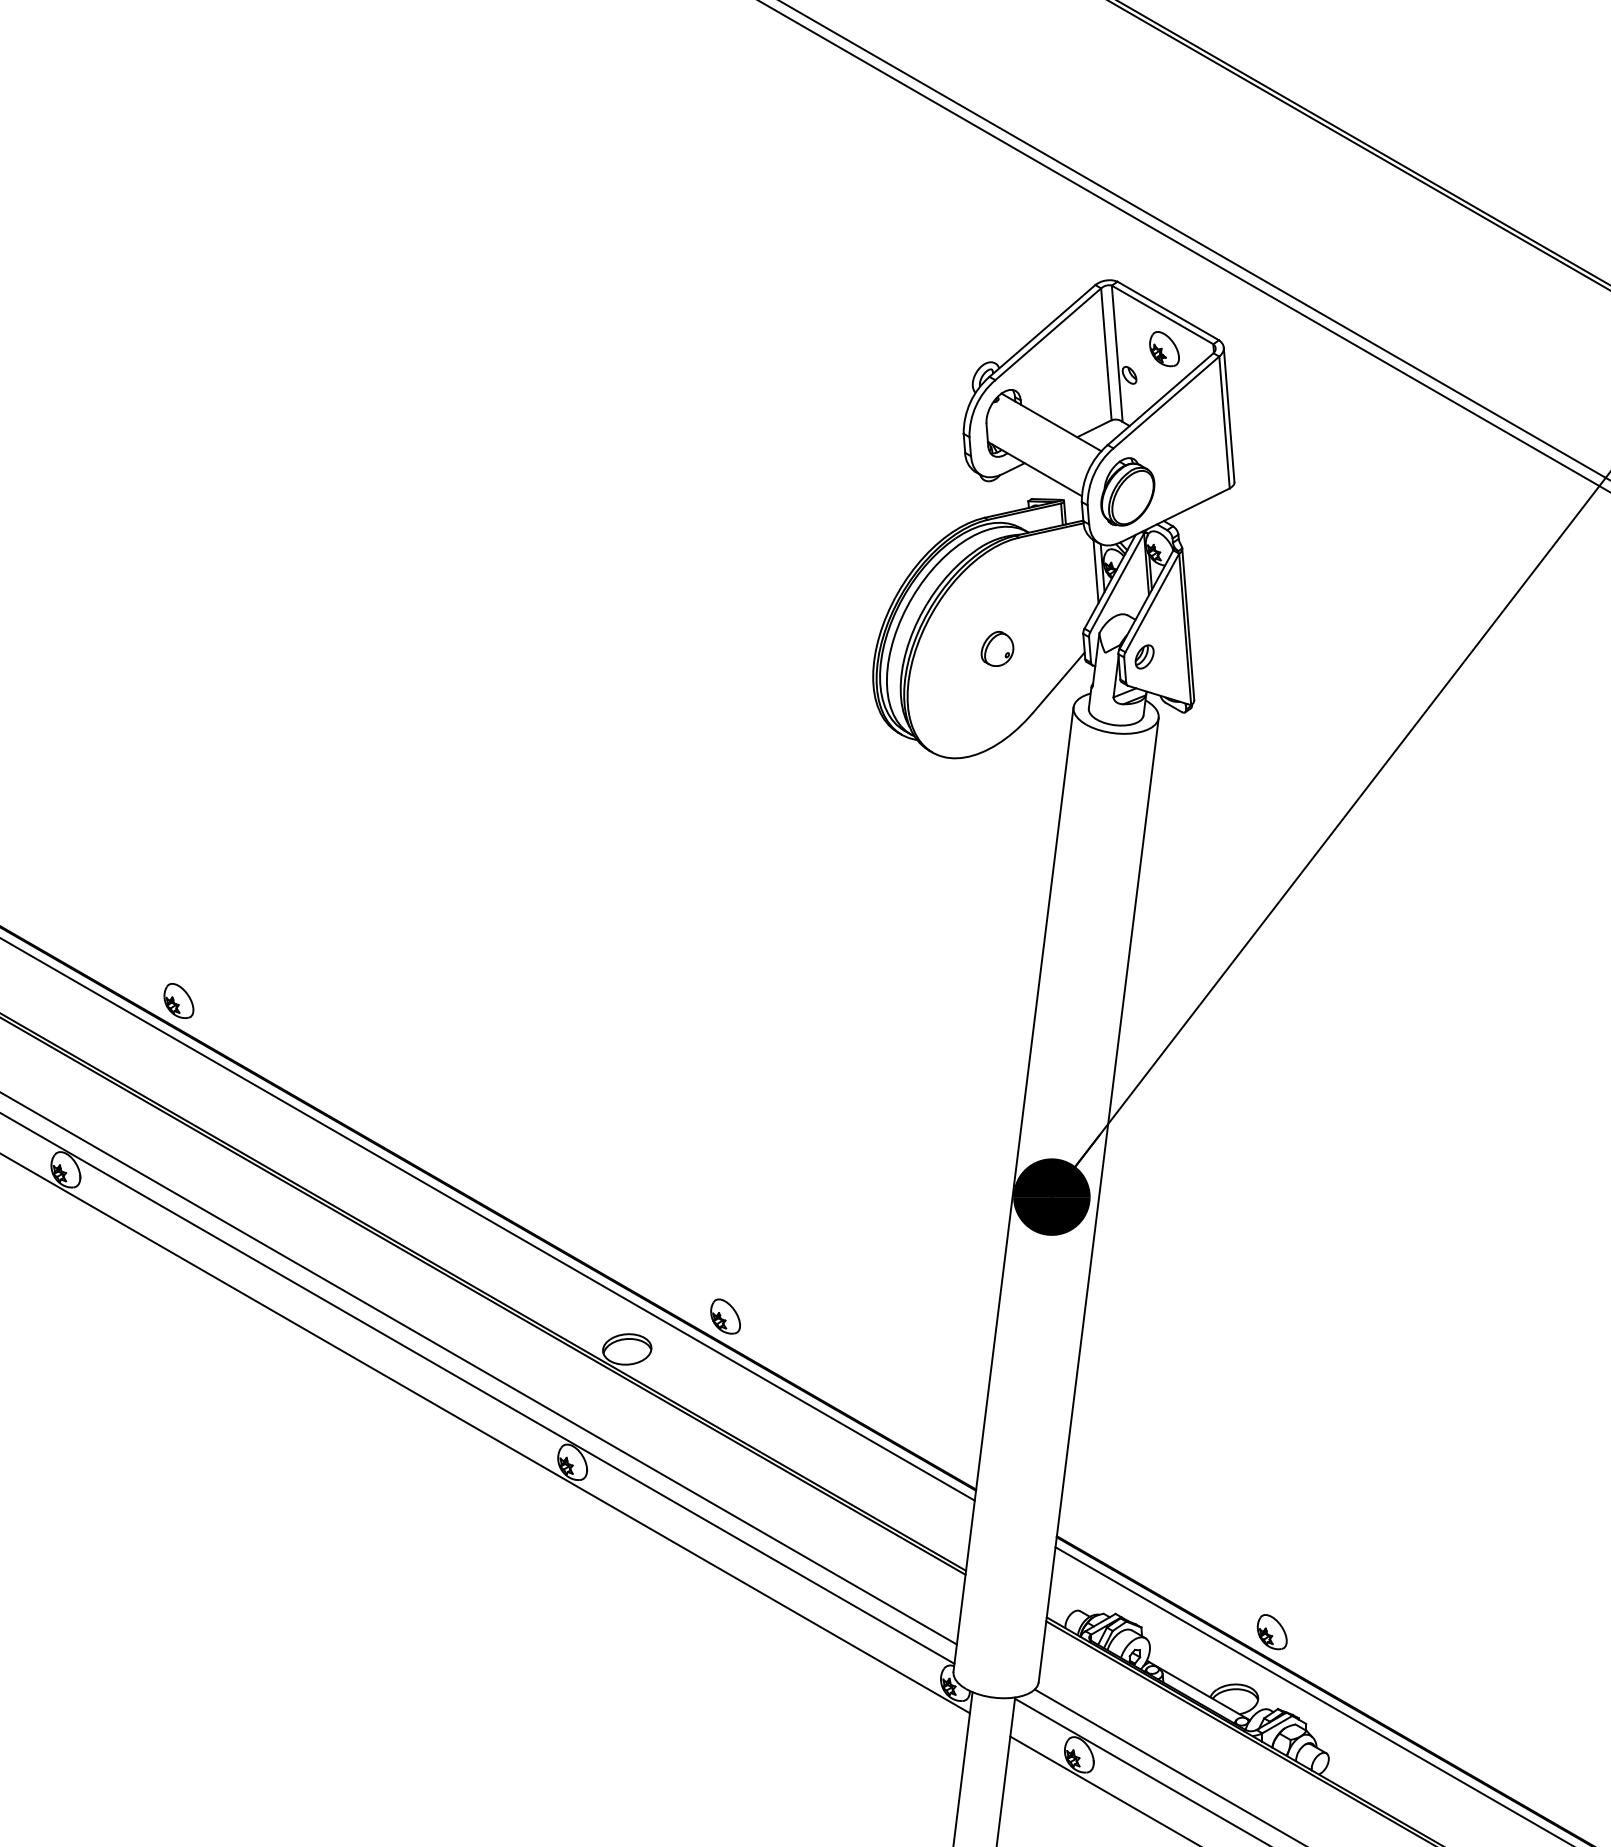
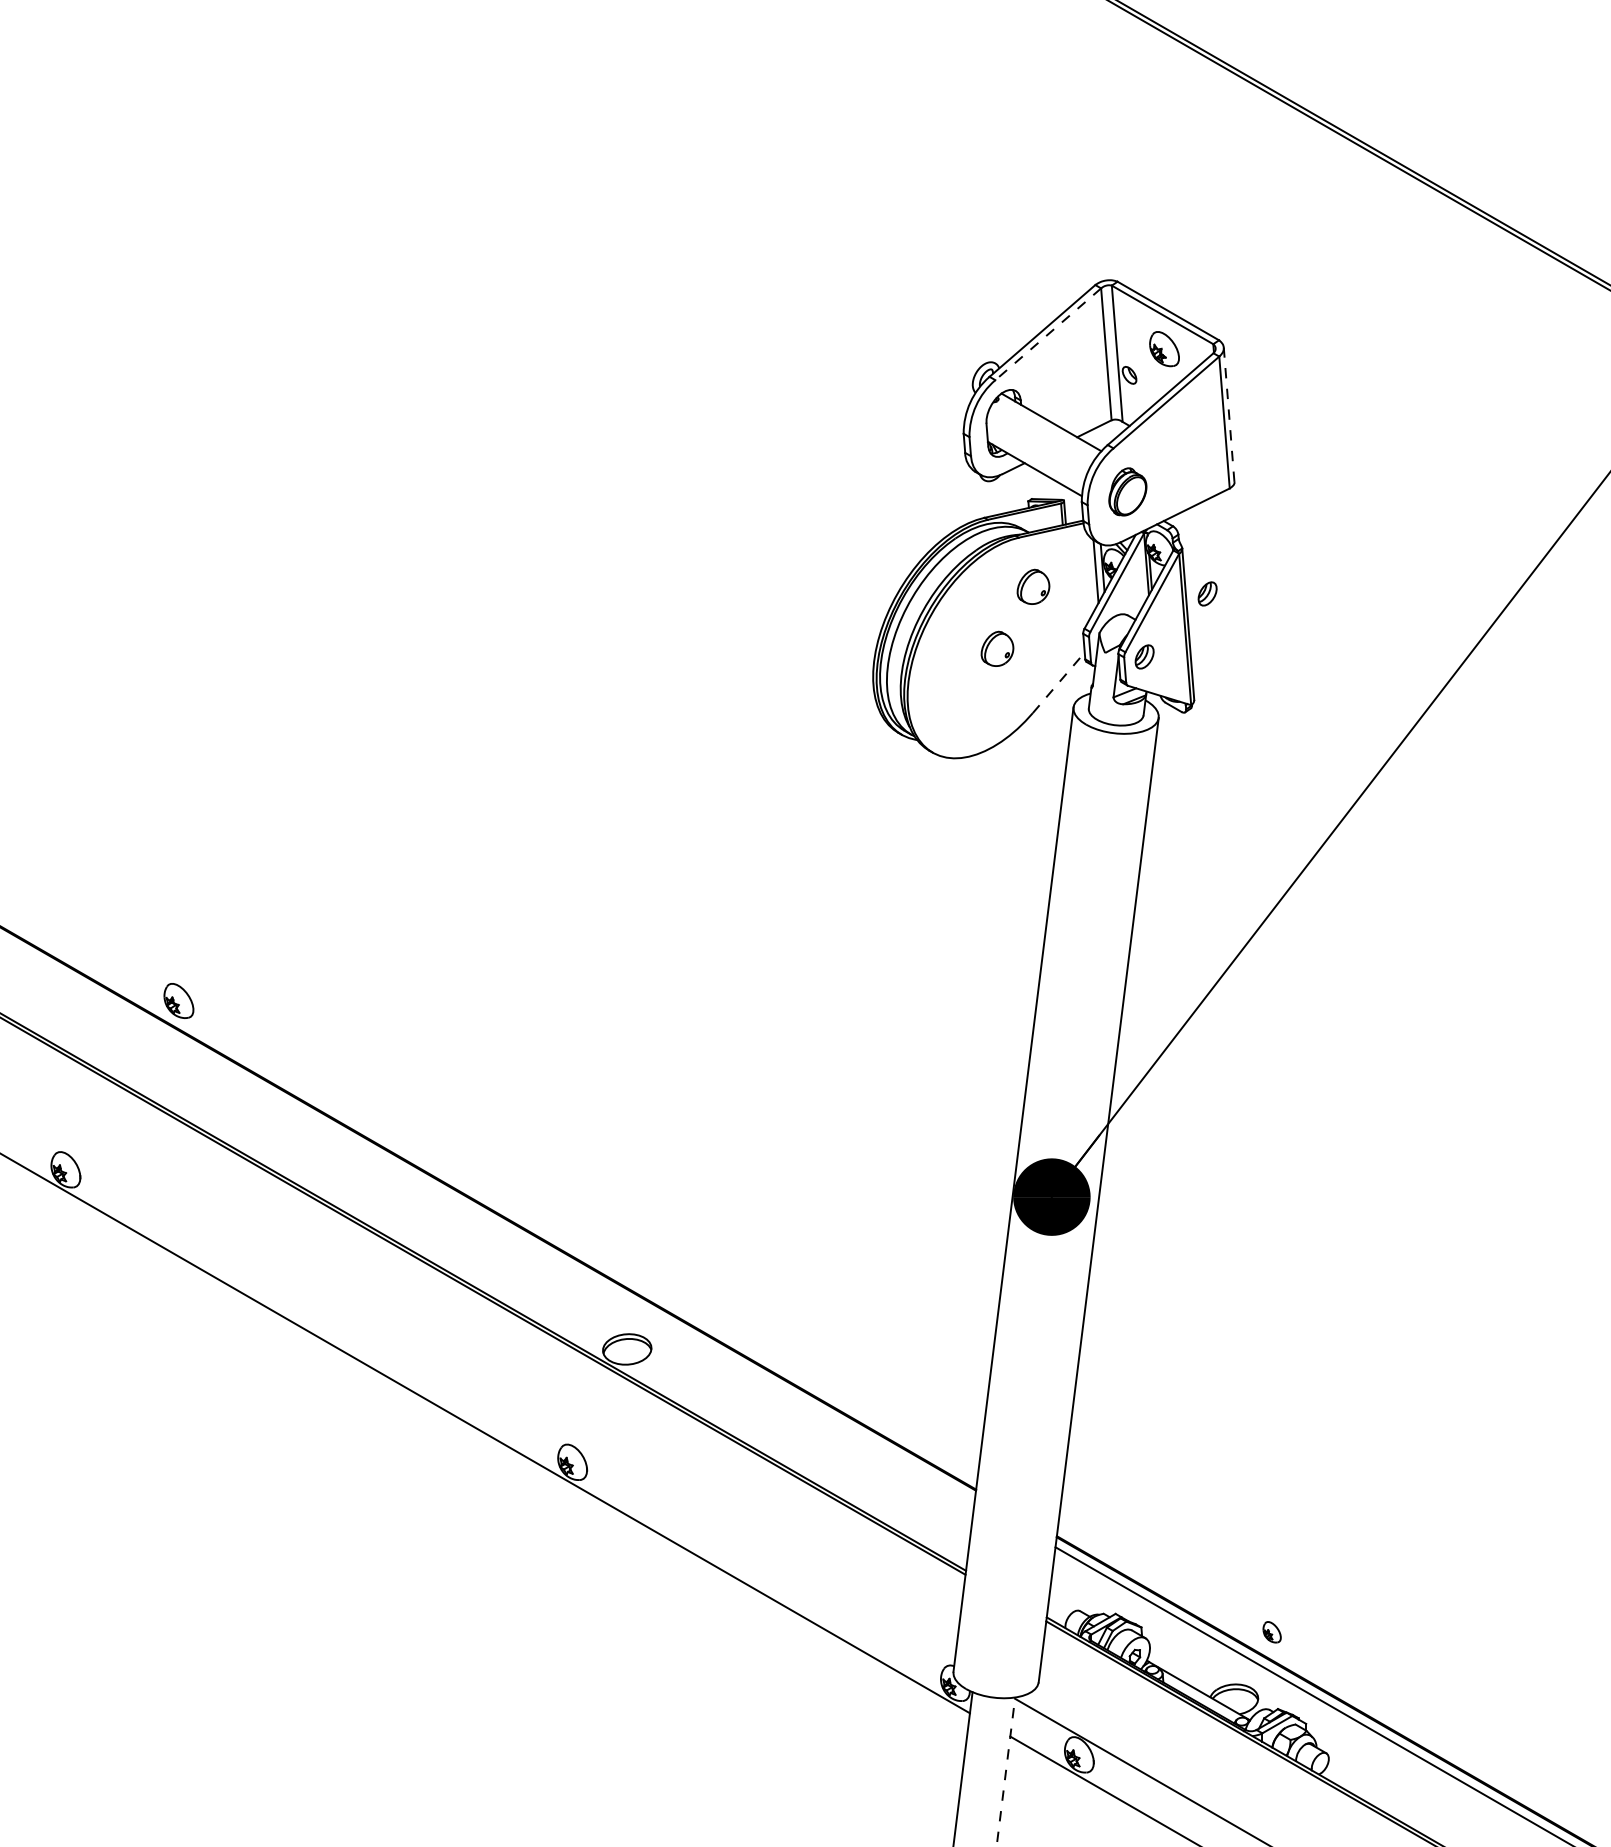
line: present -> none (1194, 240)
line: present -> none (1184, 246)
line: solid -> dashed (1047, 334)
line: solid -> dashed (1229, 414)
part size: 56x70 px -> 40x50 px (1127, 491)
part: none -> present (1033, 586)
part: none -> present (1207, 593)
line: solid -> dashed (1058, 682)
line: present -> none (488, 1219)
part: present -> none (725, 1316)
line: present -> none (479, 1368)
line: present -> none (478, 1388)
part size: 32x37 px -> 20x23 px (1271, 1632)
line: present -> none (1167, 1766)
line: solid -> dashed (1005, 1771)
